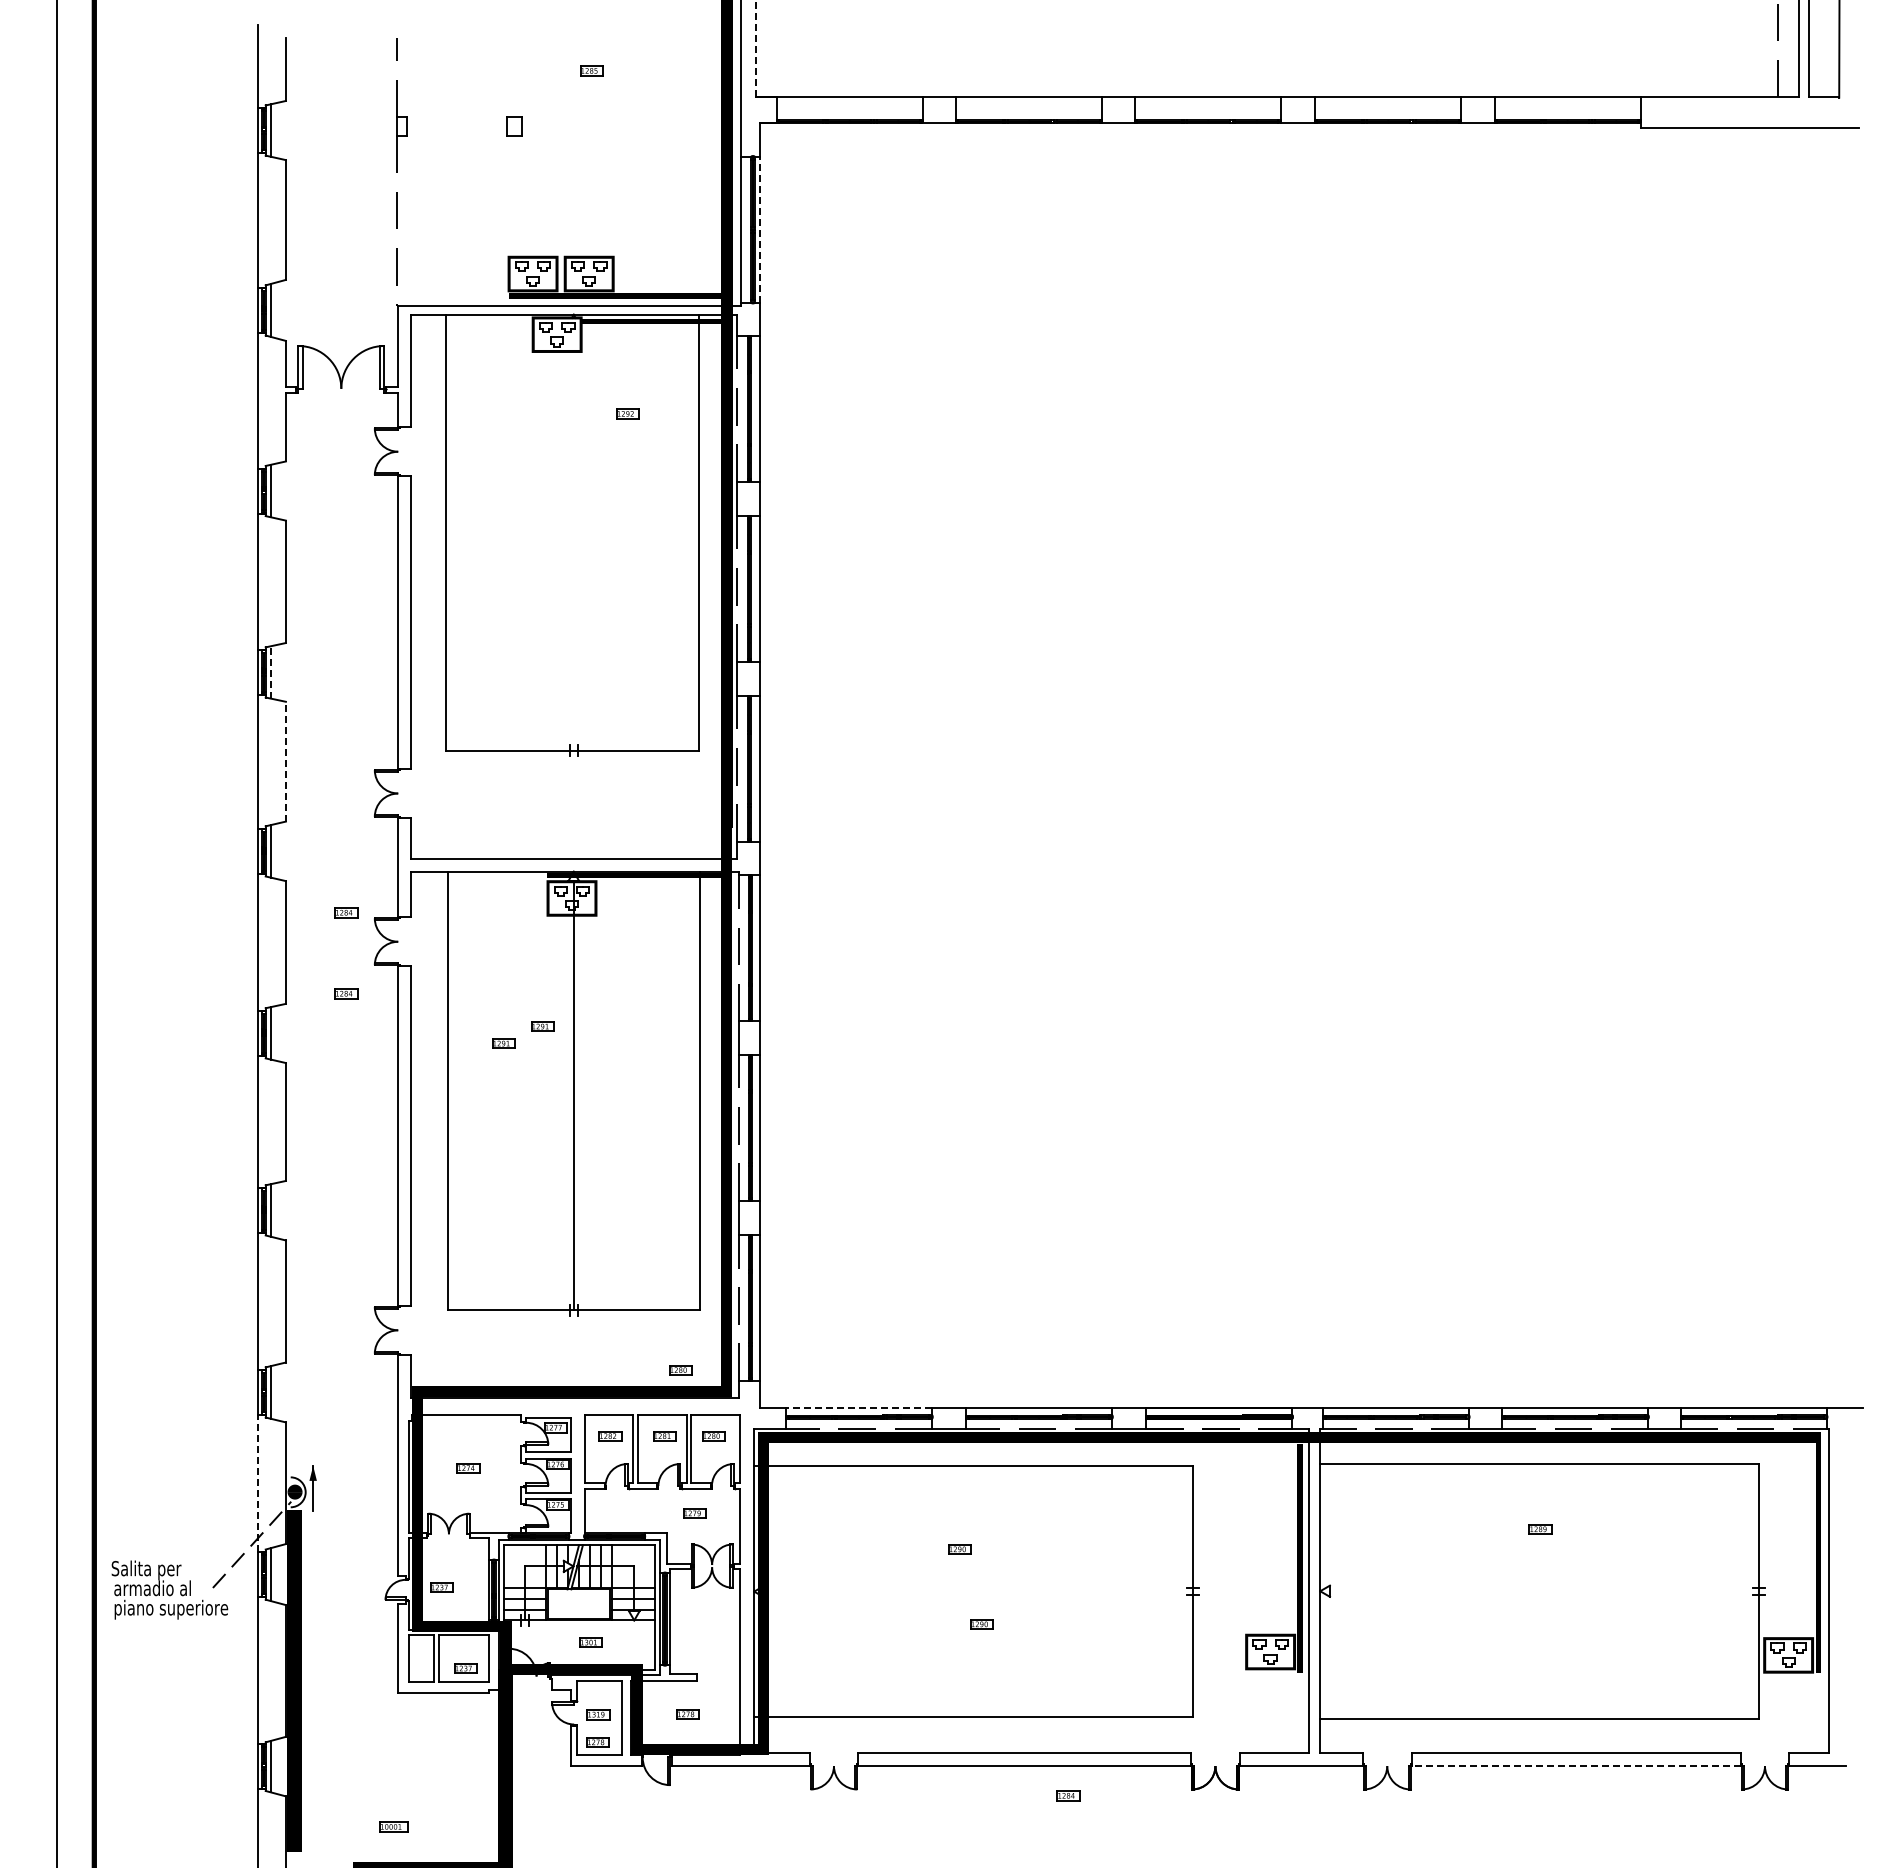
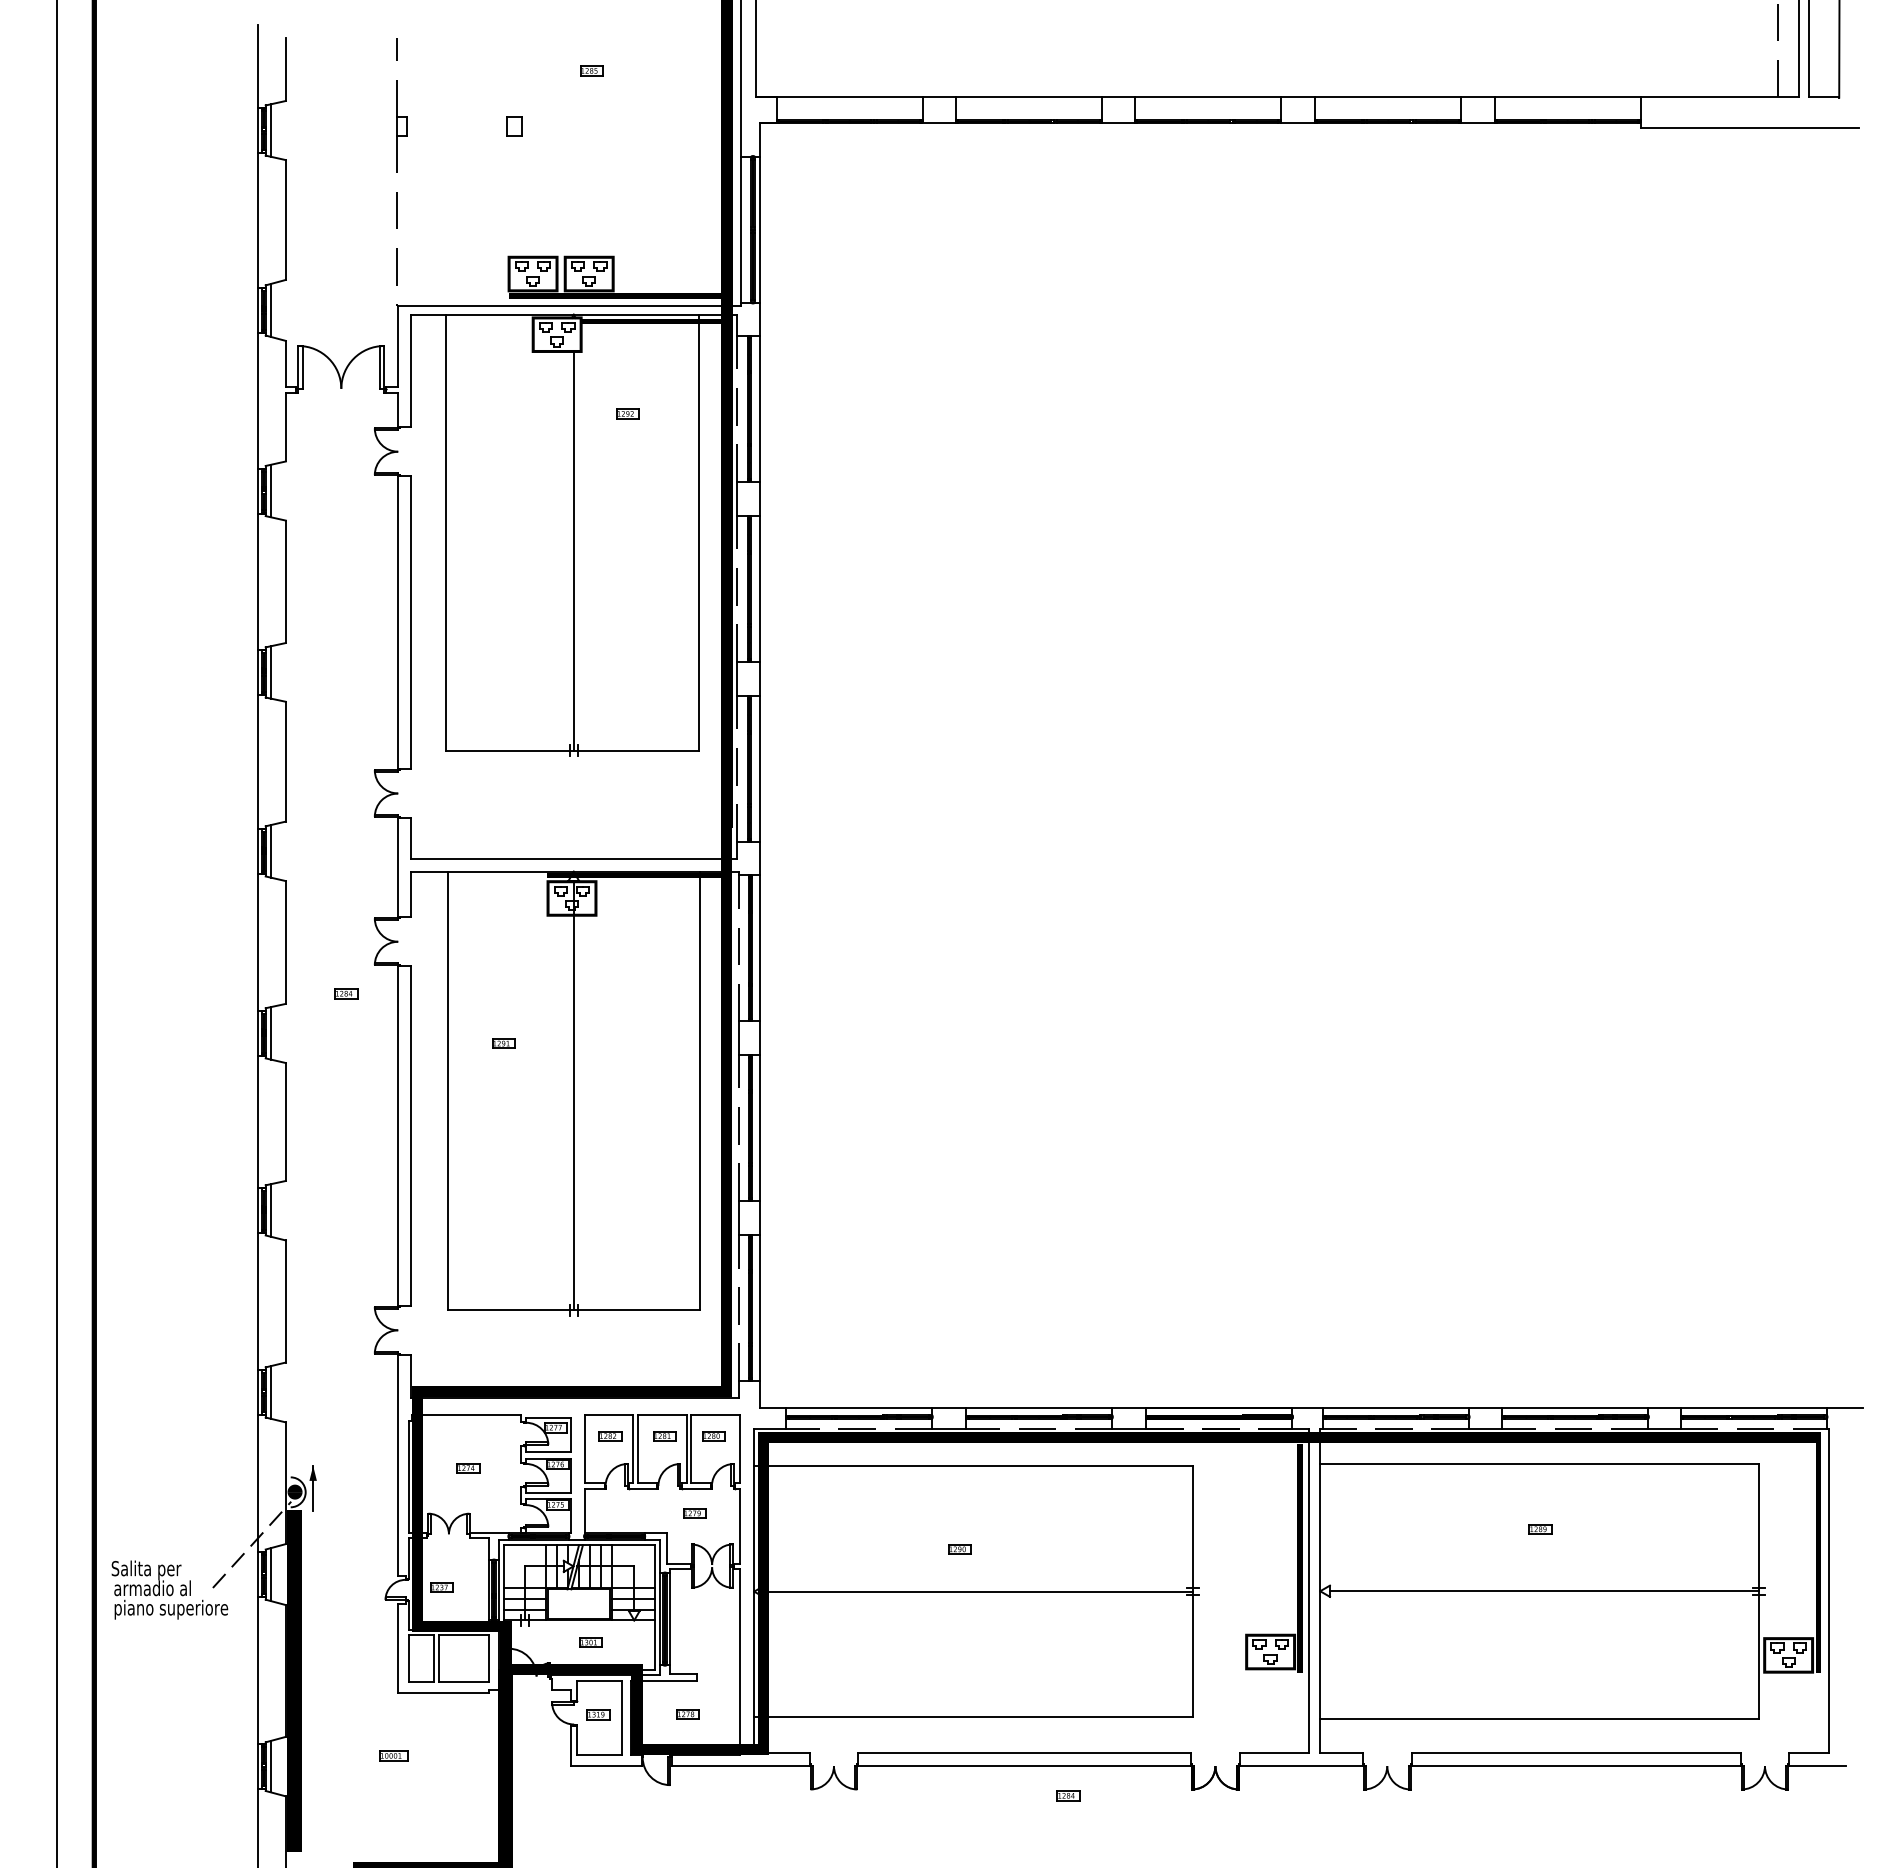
line: dashed -> solid (756, 48)
line: dashed -> solid (759, 229)
line: none -> present (573, 550)
line: dashed -> solid (270, 671)
line: dashed -> solid (285, 761)
part: present -> none (346, 912)
part: present -> none (542, 1026)
part: present -> none (680, 1370)
line: dashed -> solid (859, 1407)
line: dashed -> solid (258, 1483)
line: none -> present (977, 1591)
line: none -> present (1543, 1591)
part: present -> none (981, 1624)
part: present -> none (465, 1668)
part: present -> none (597, 1742)
line: dashed -> solid (1576, 1766)
part position: (393, 1826) -> (393, 1755) (393, 1755)
